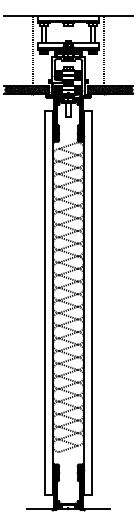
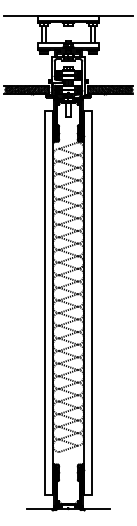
line: present -> none (32, 50)
line: present -> none (104, 50)
